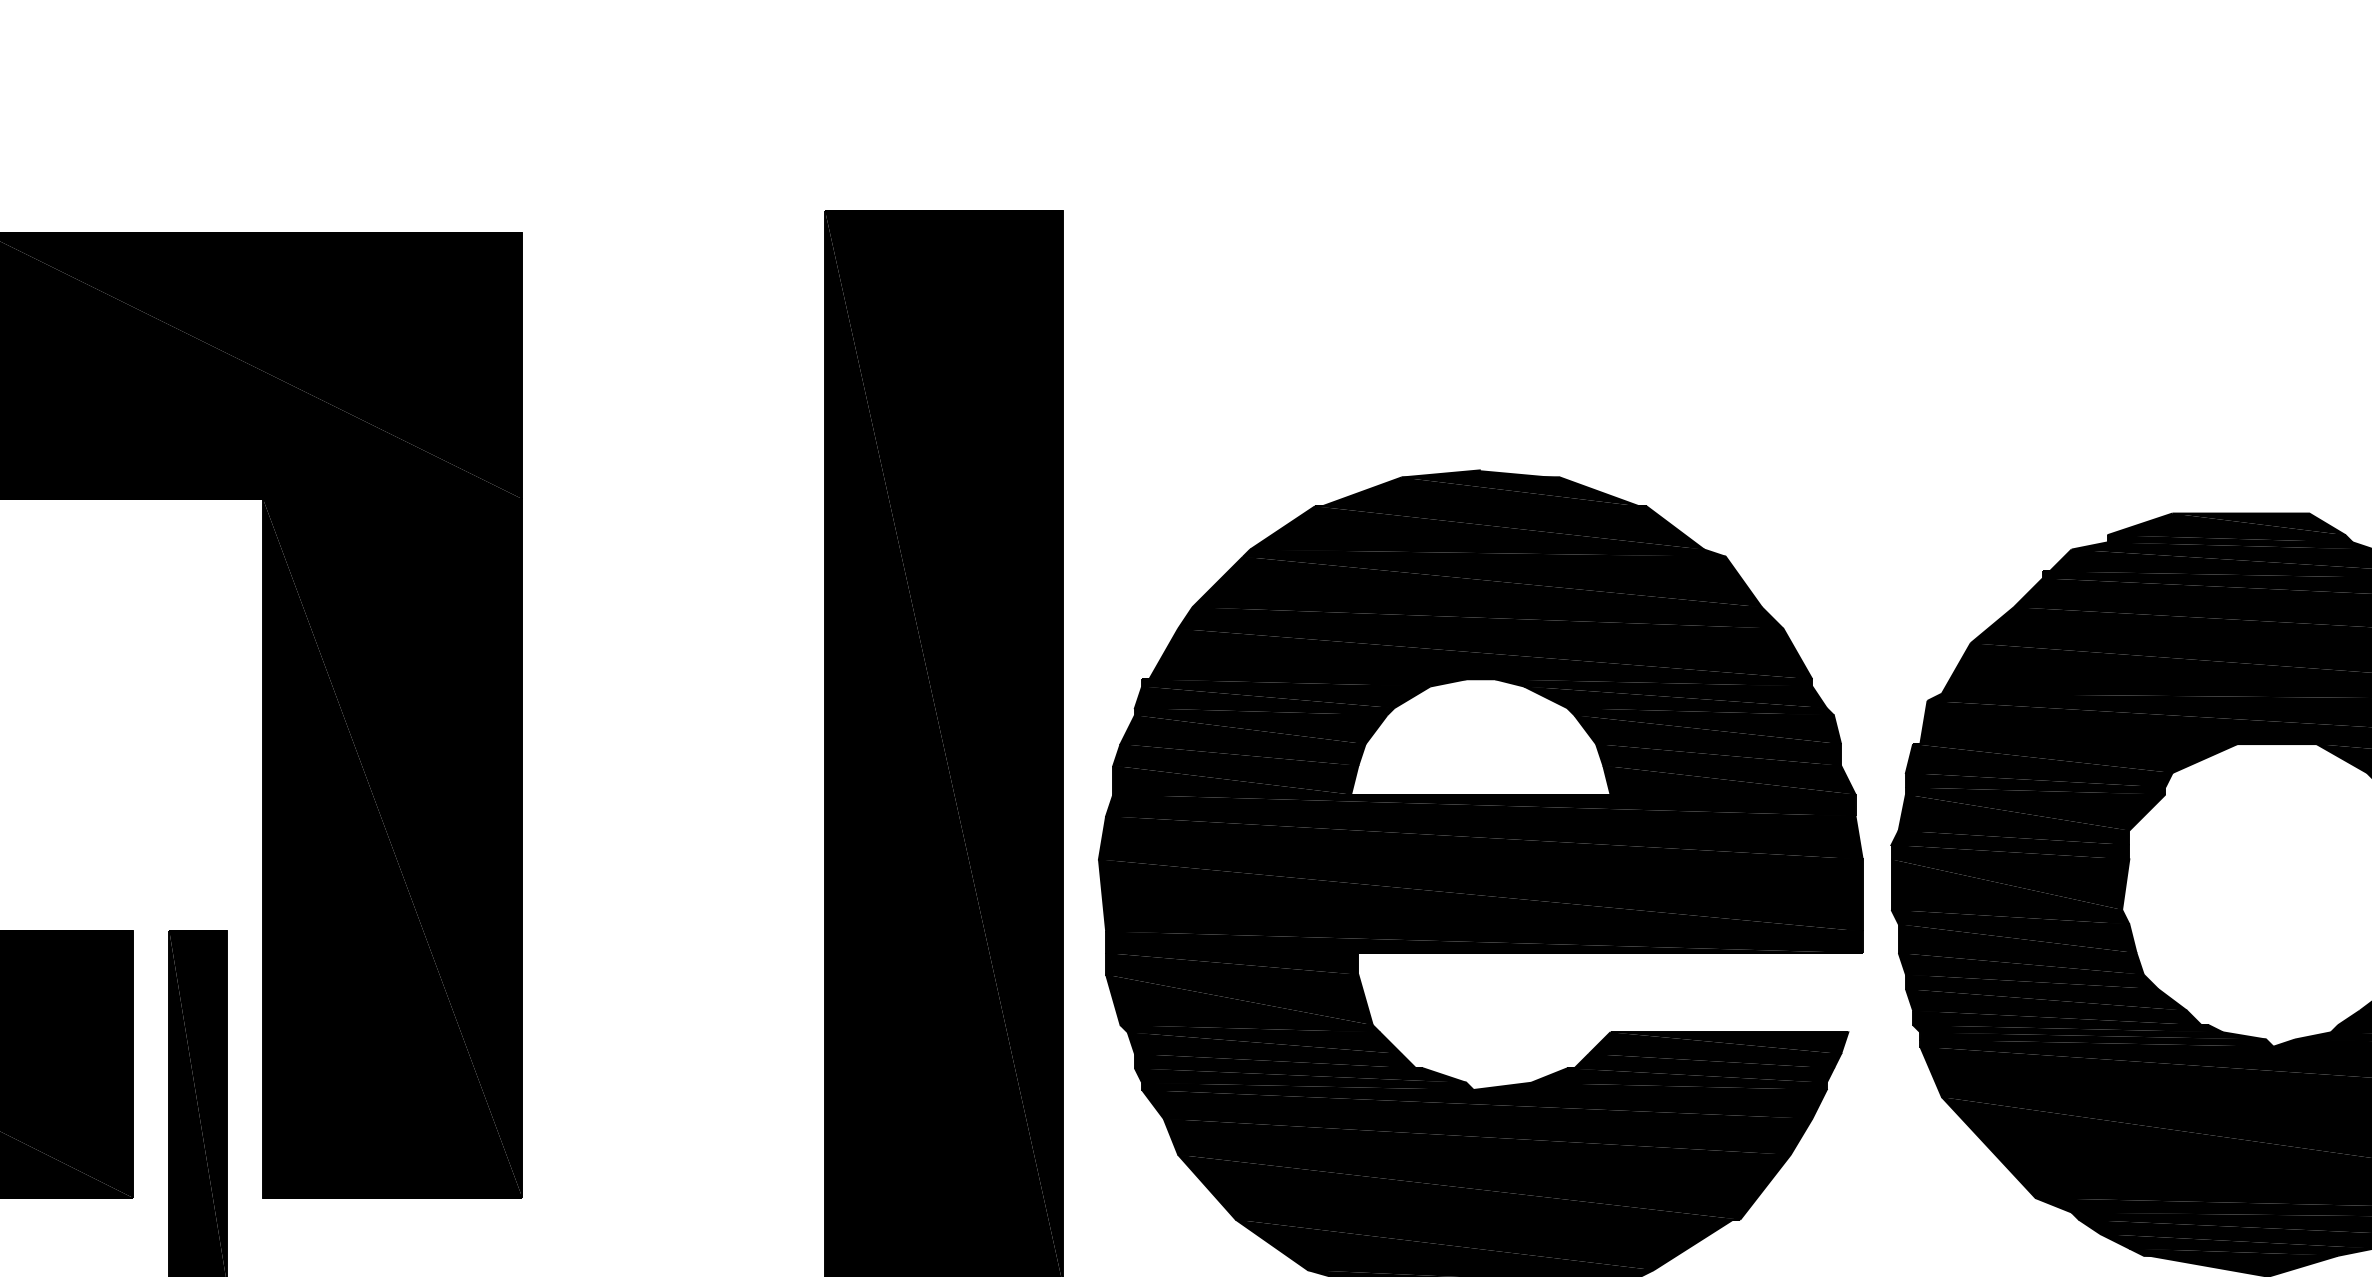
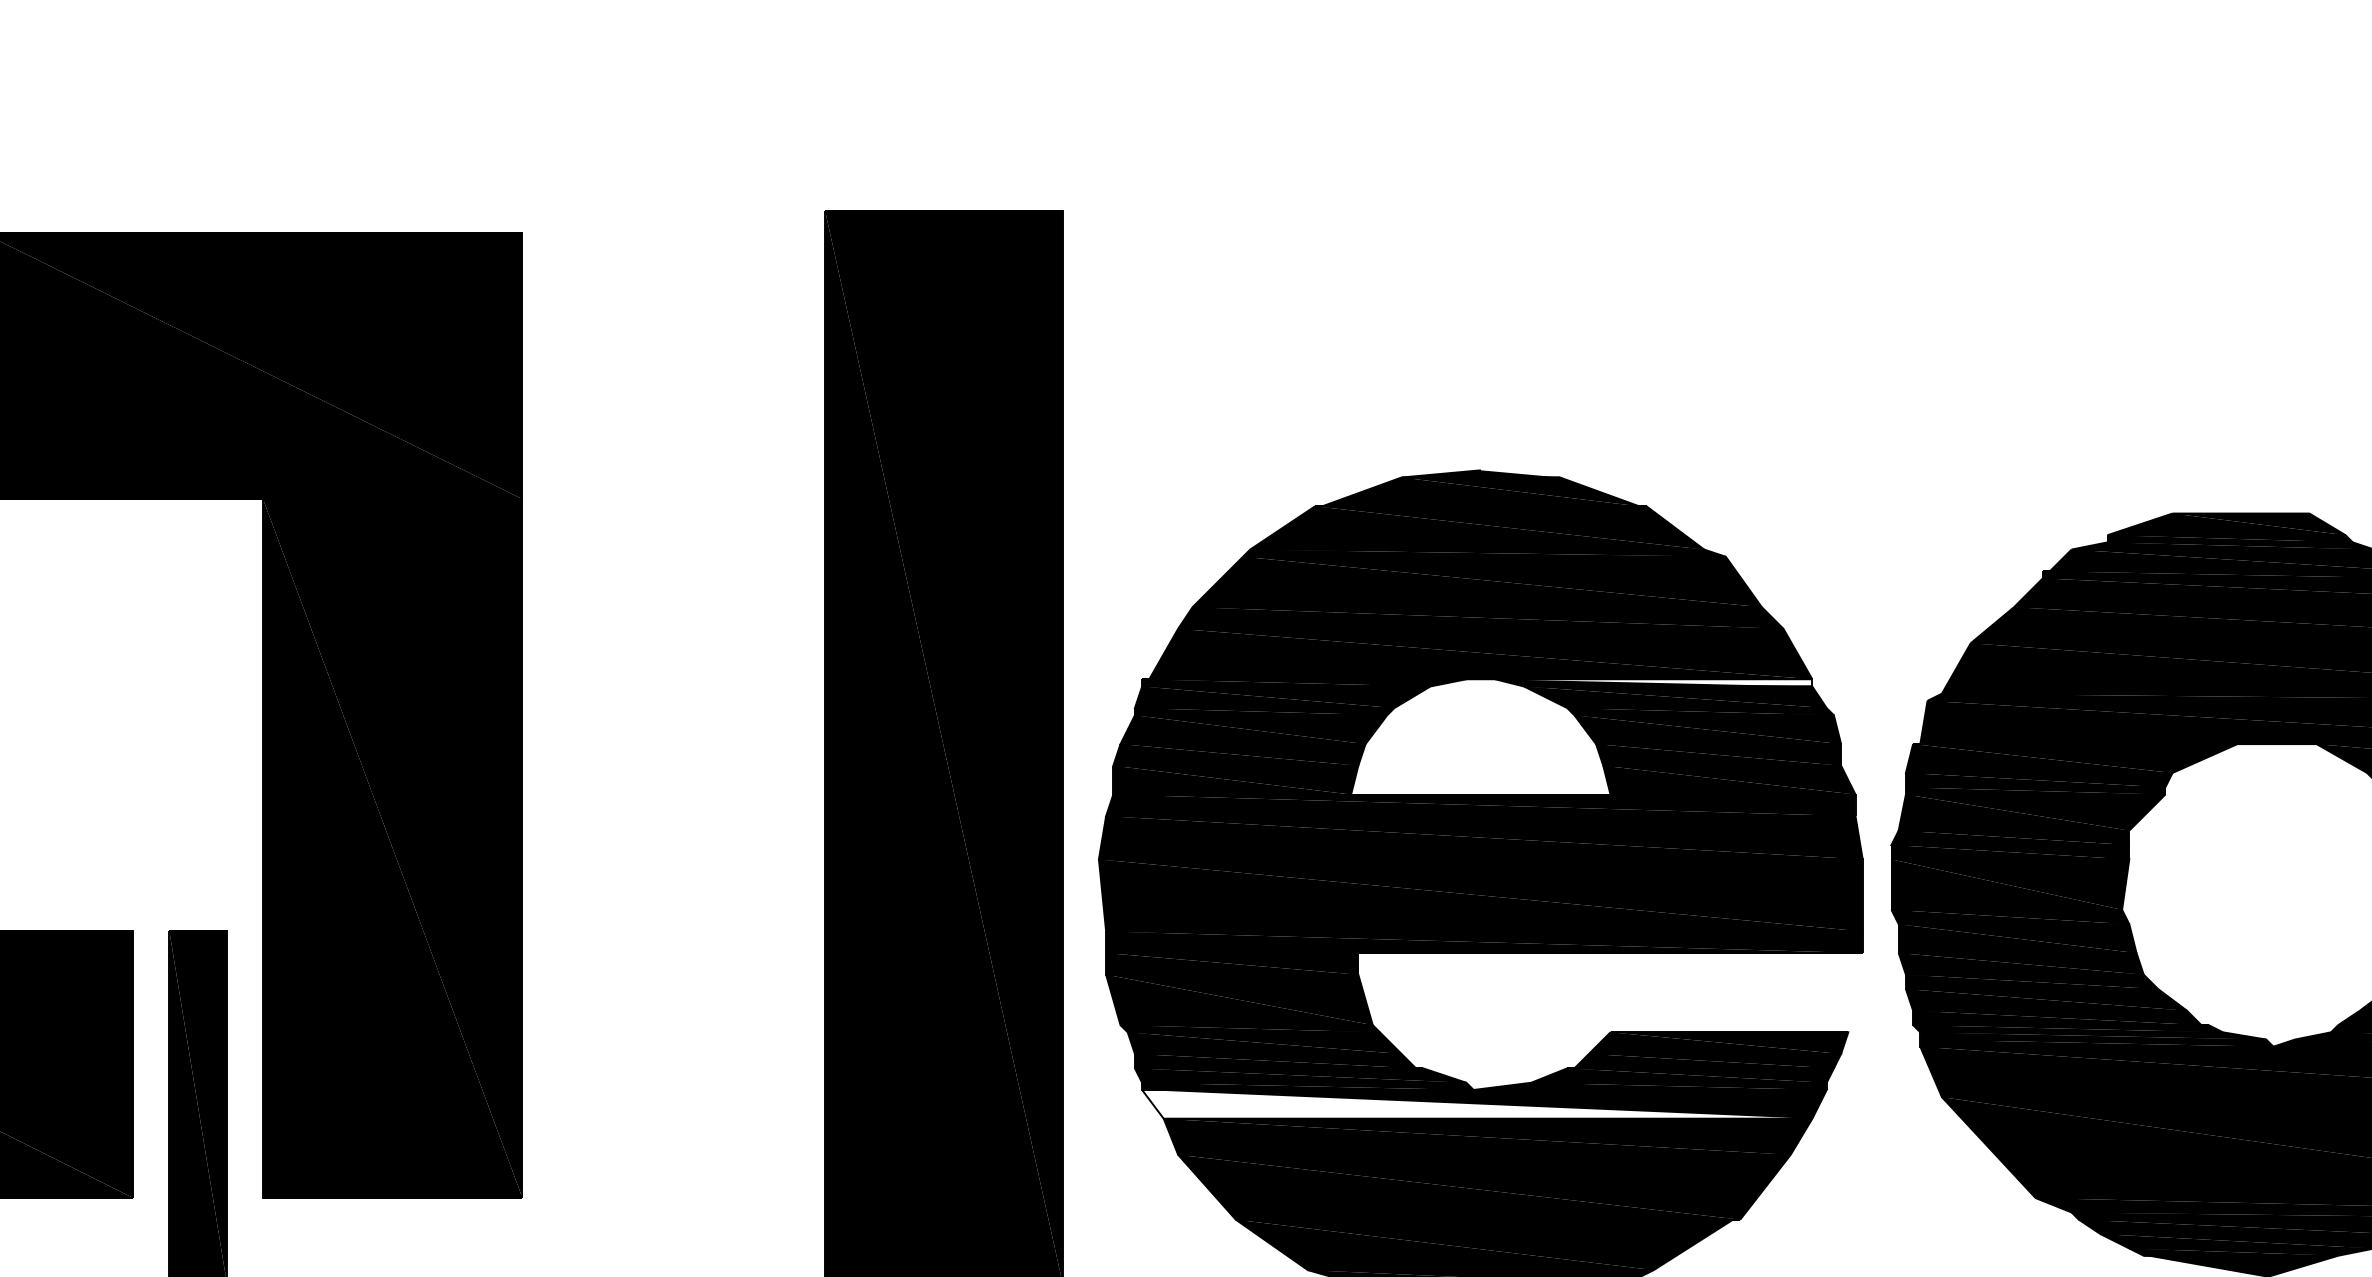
fill: present -> none (1653, 682)
fill: present -> none (1477, 1103)
